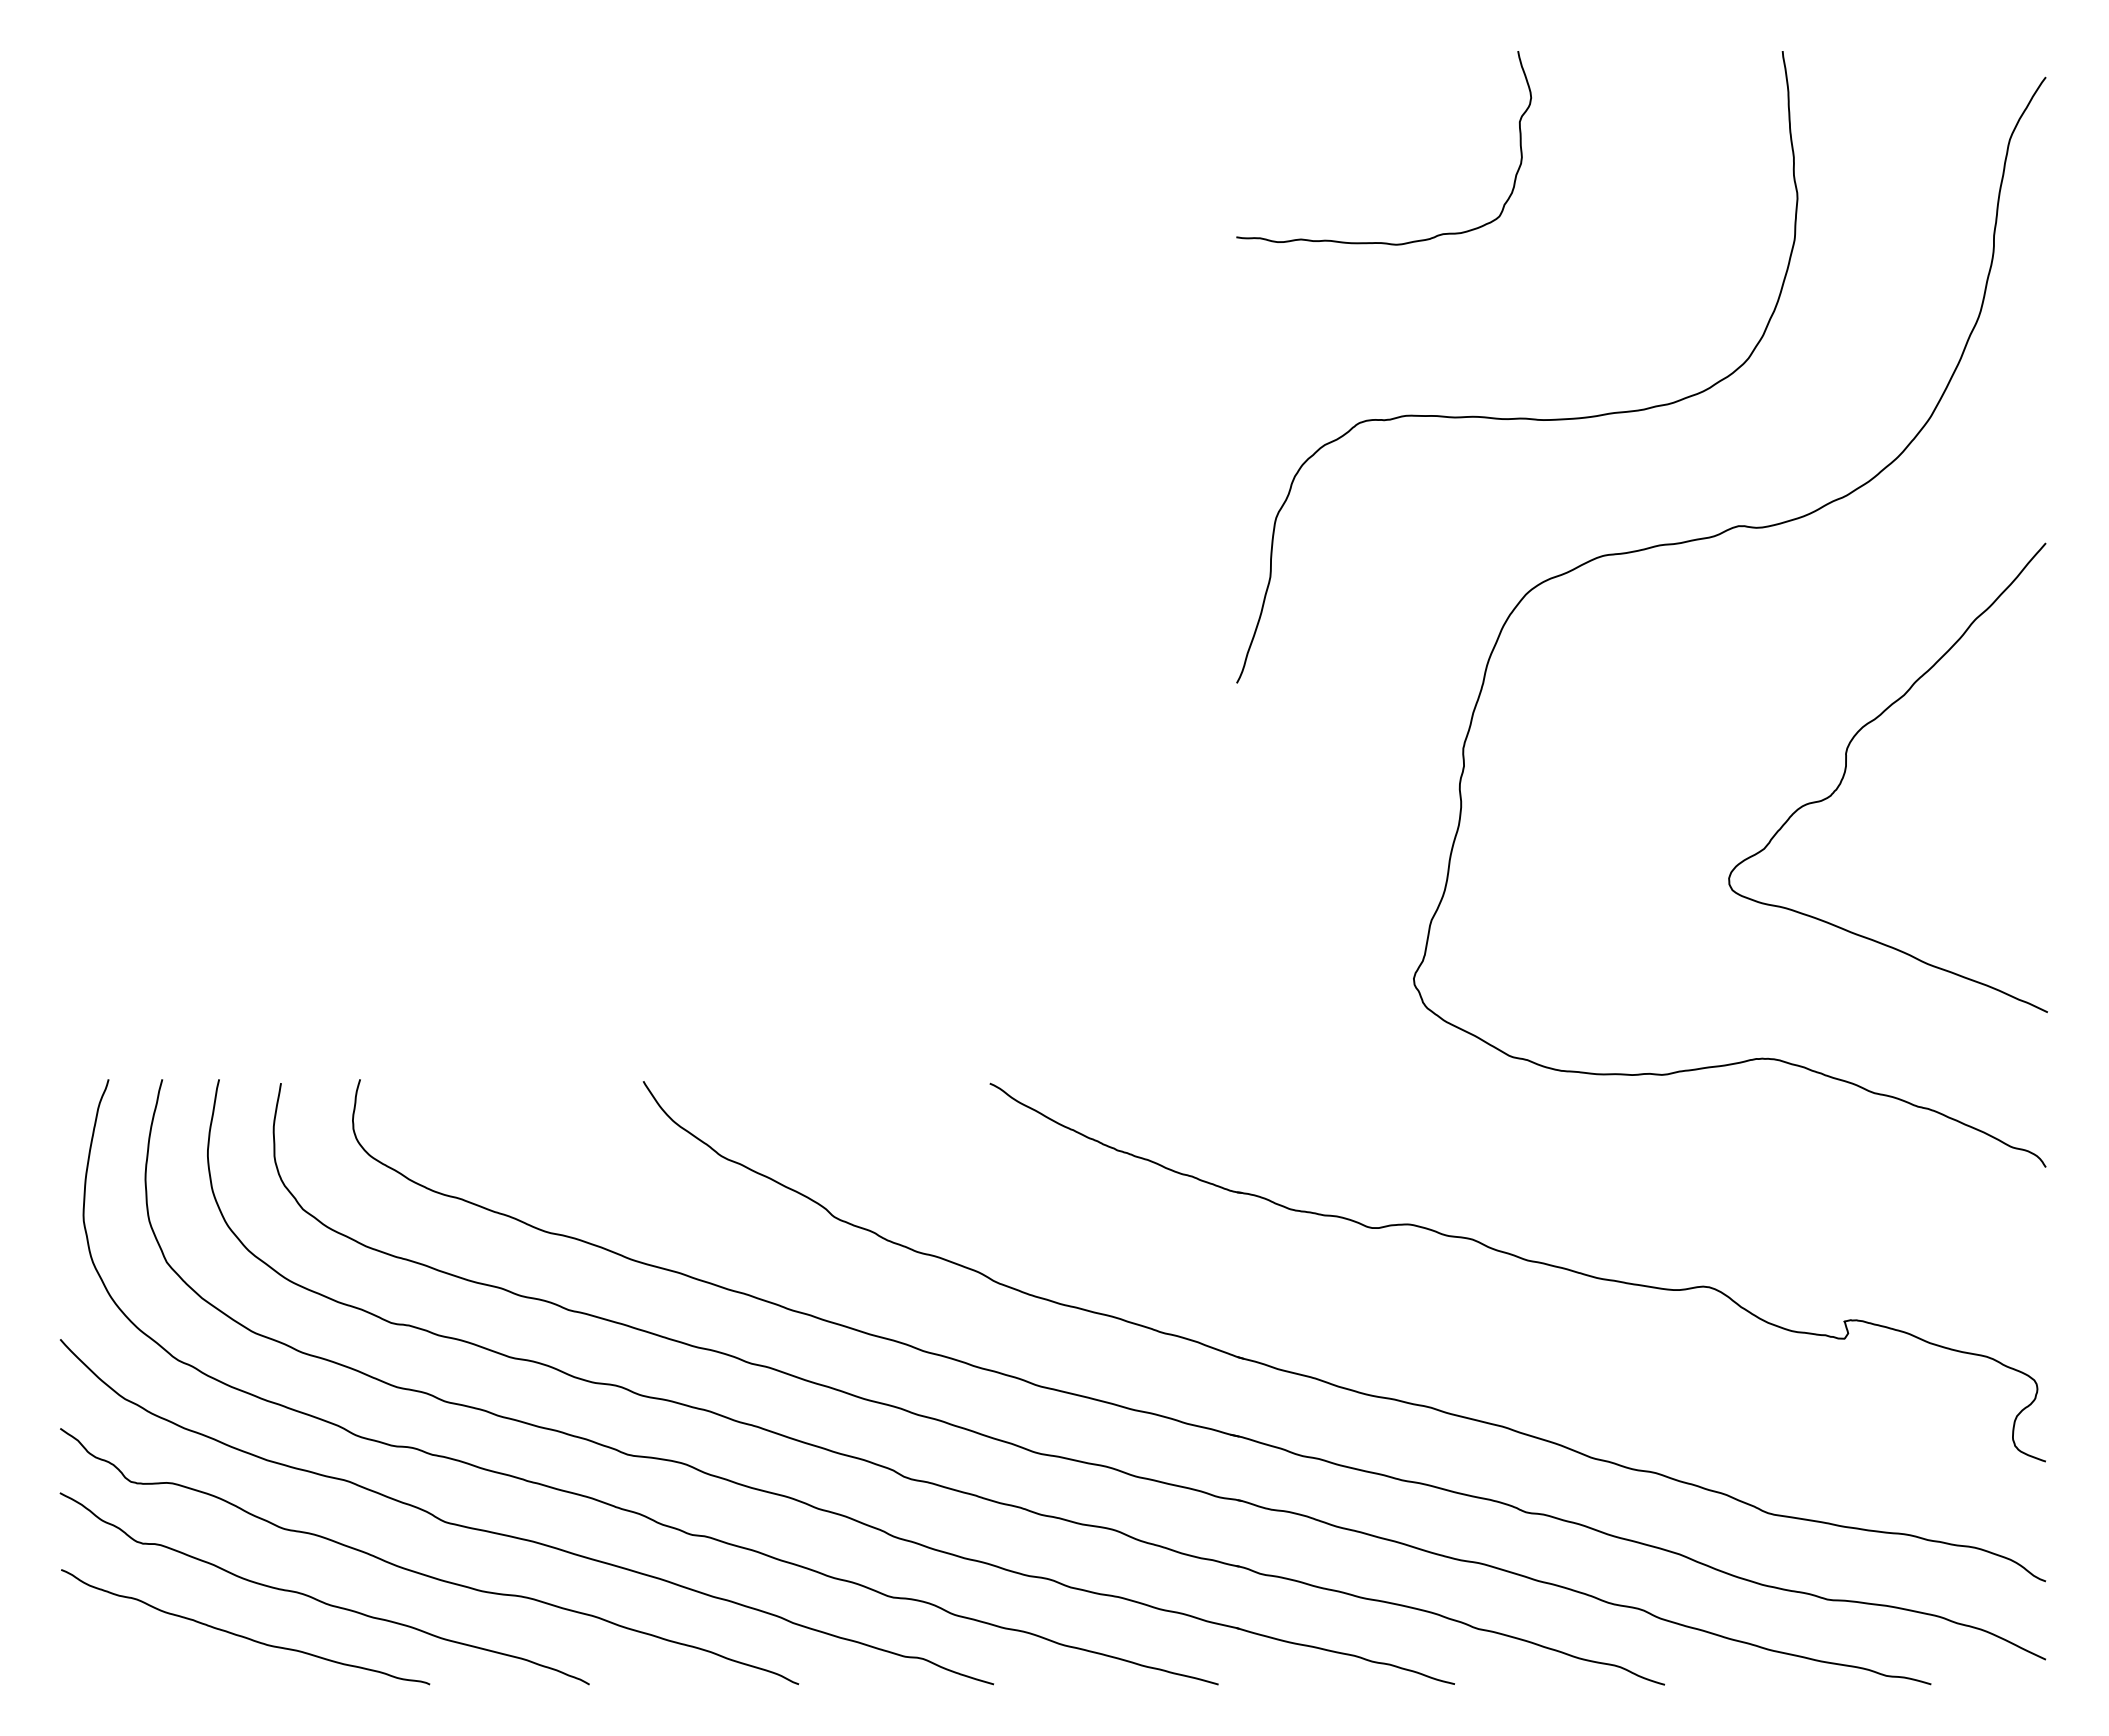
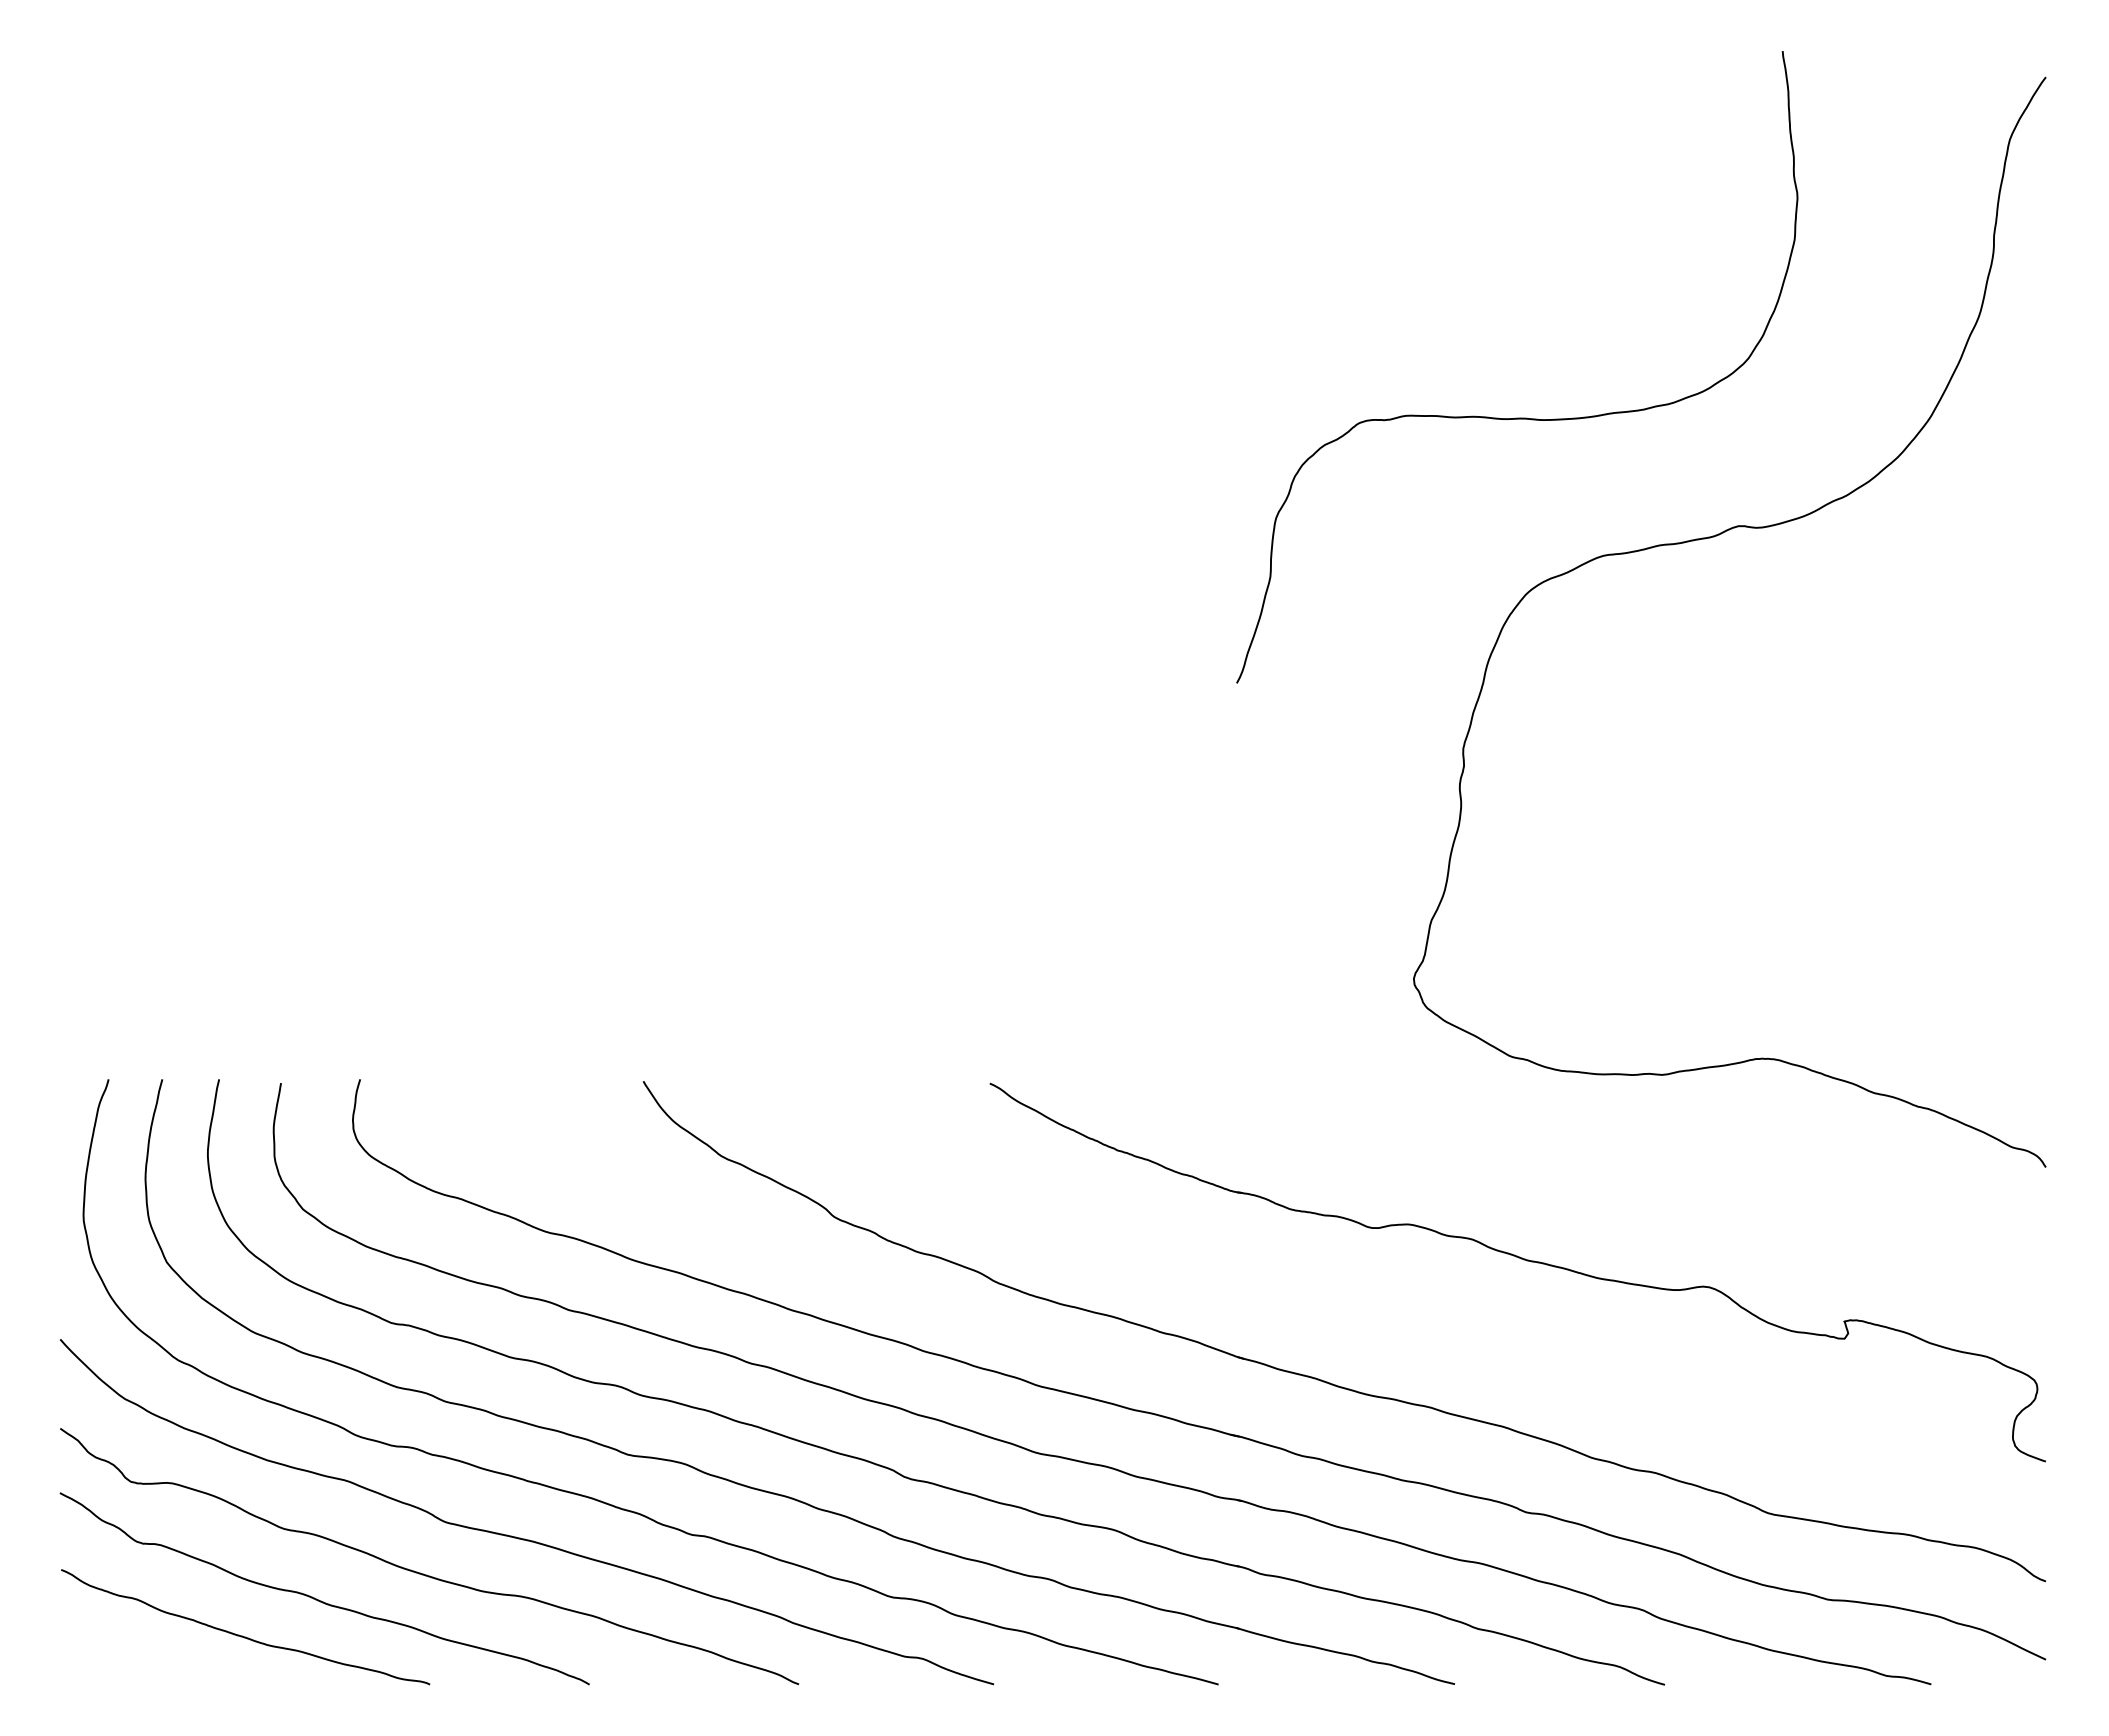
curve: present -> none (1383, 242)
curve: present -> none (1846, 770)
